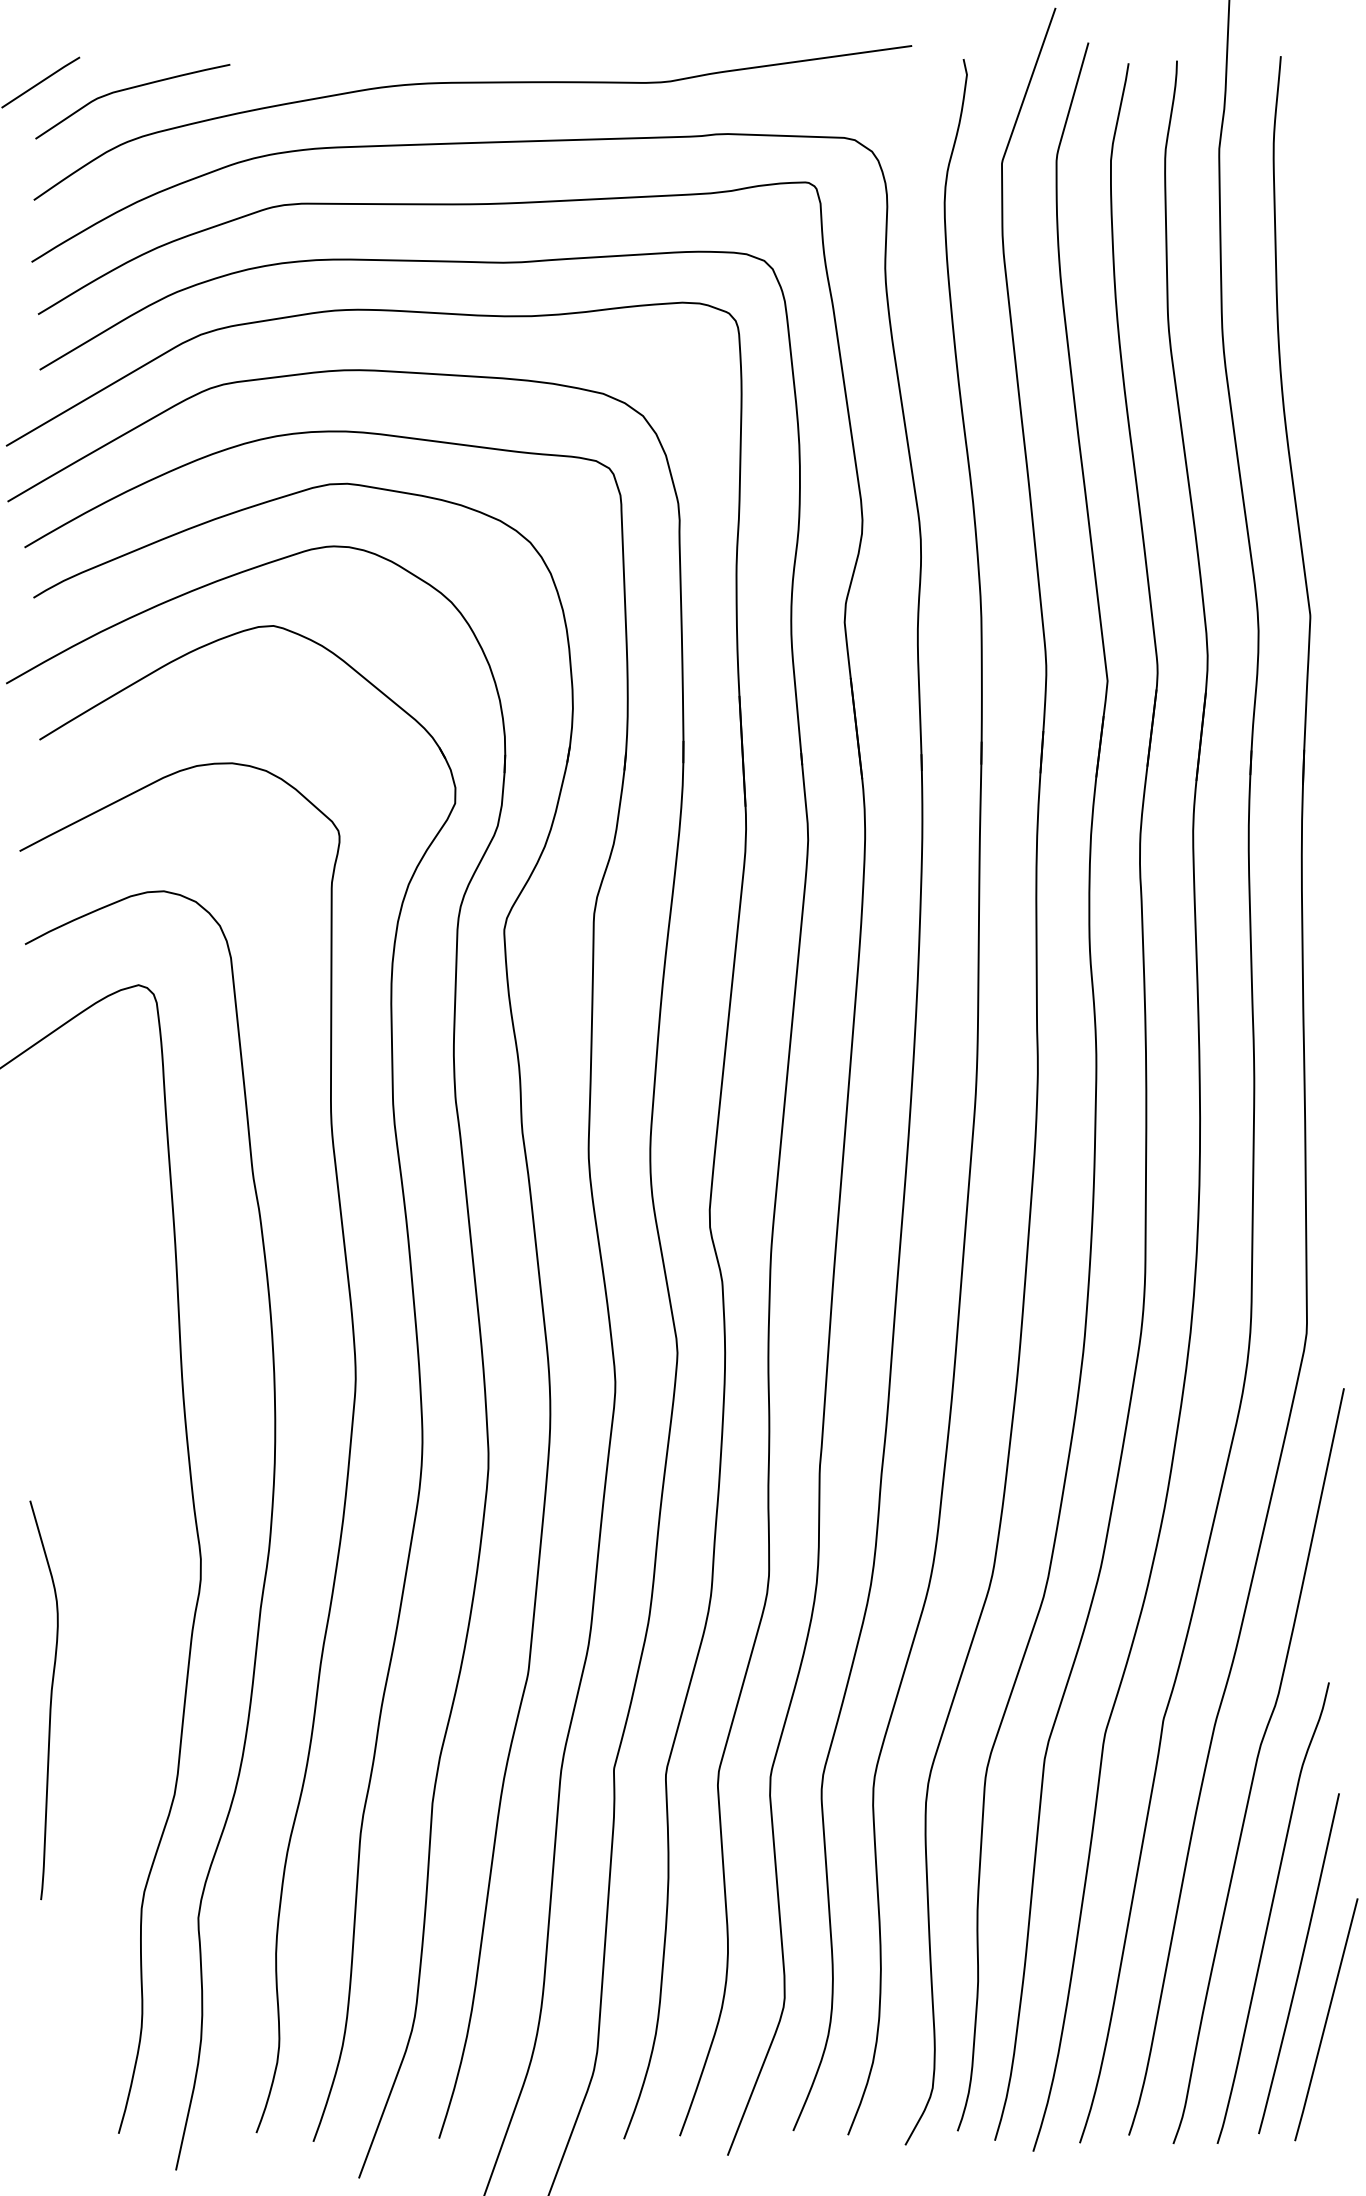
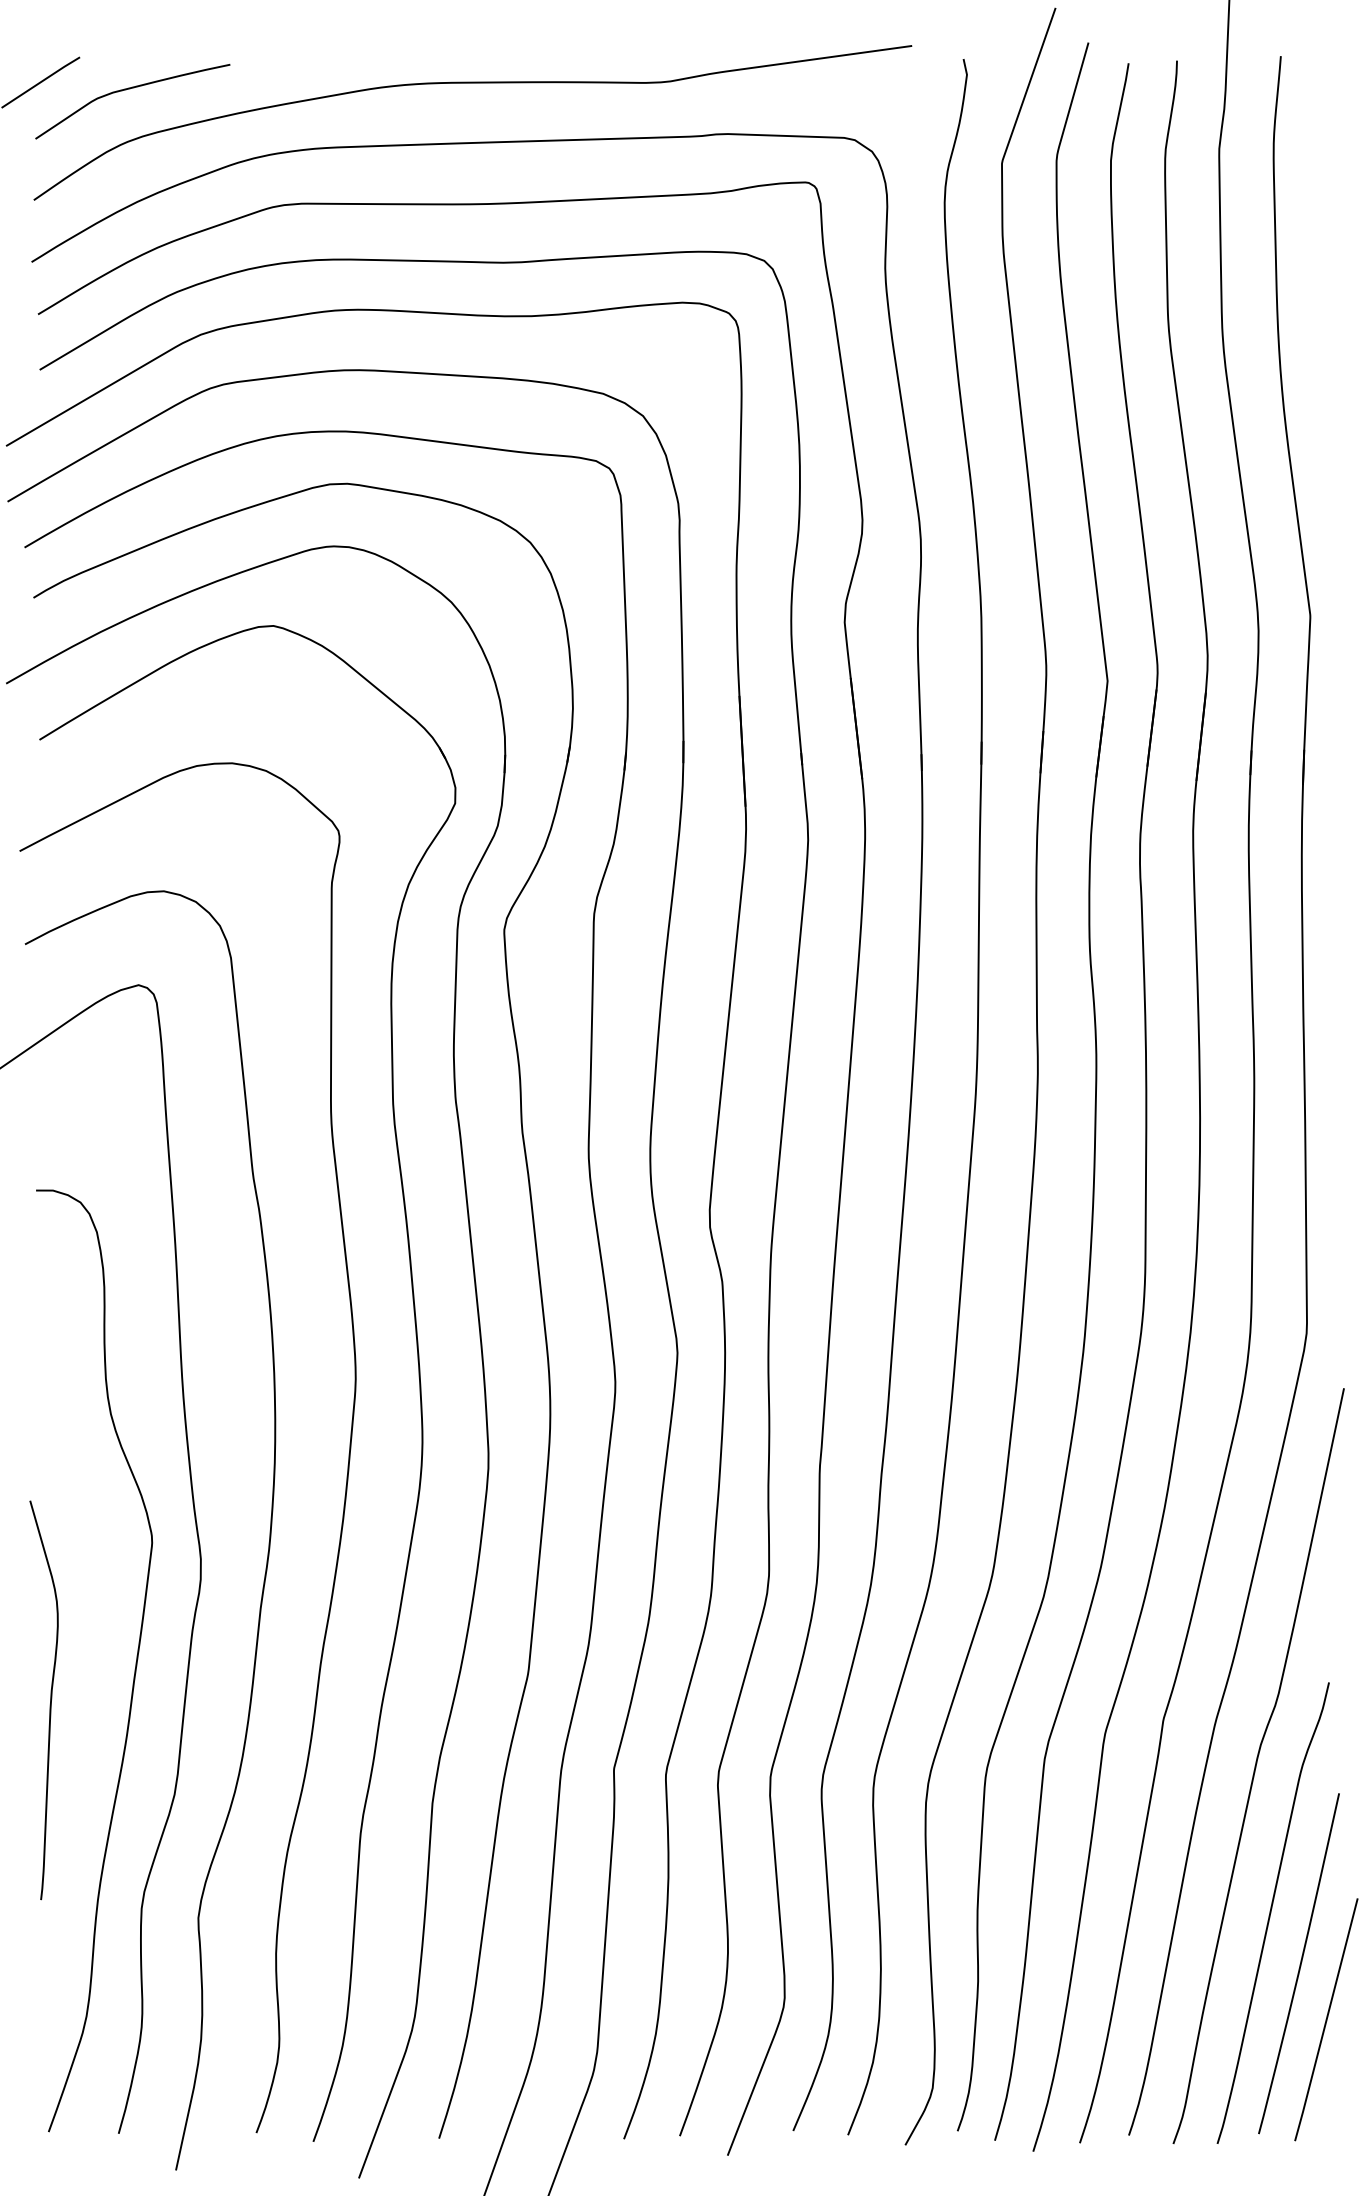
curve: none -> present (134, 1669)
